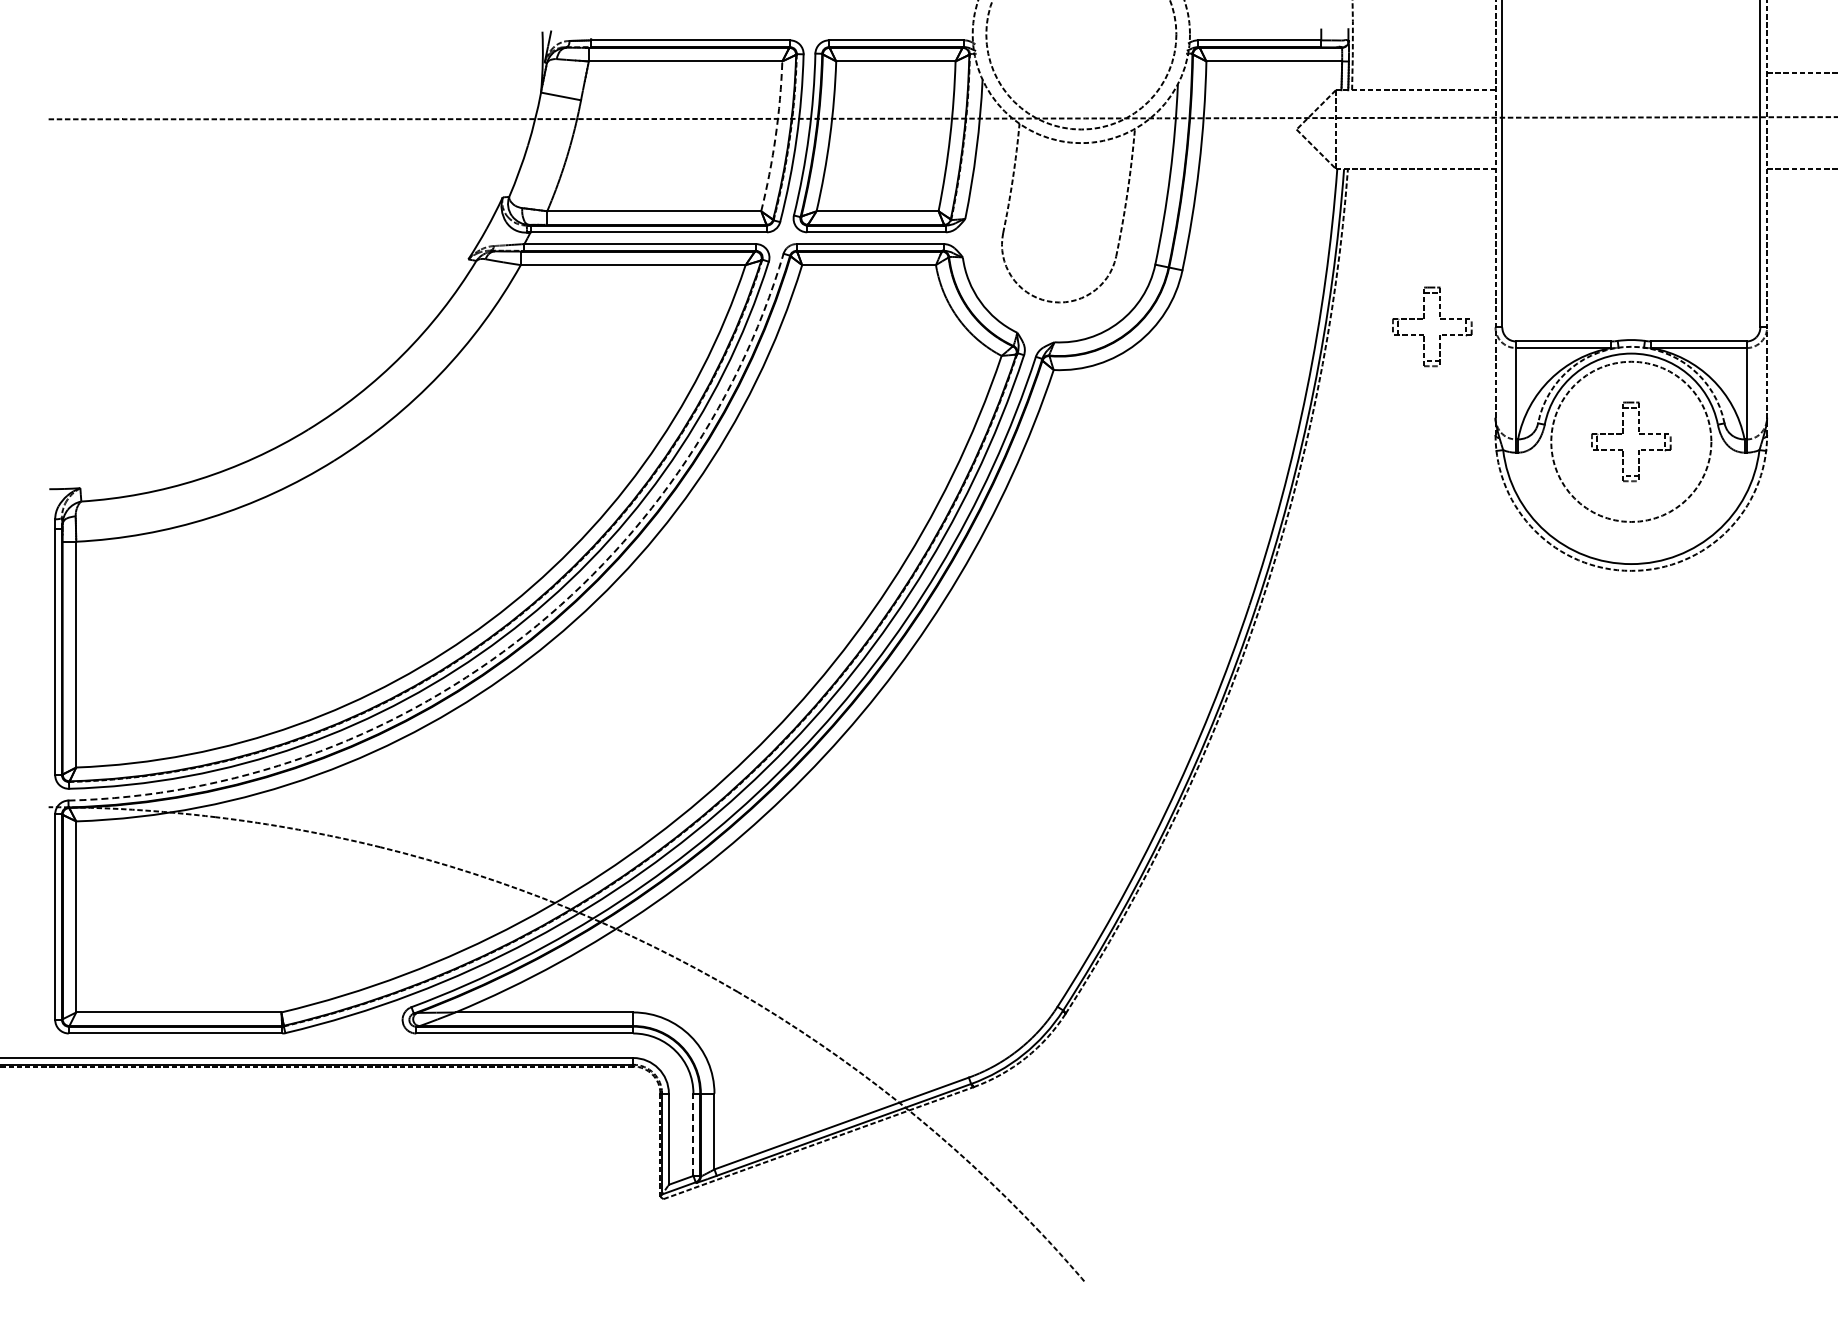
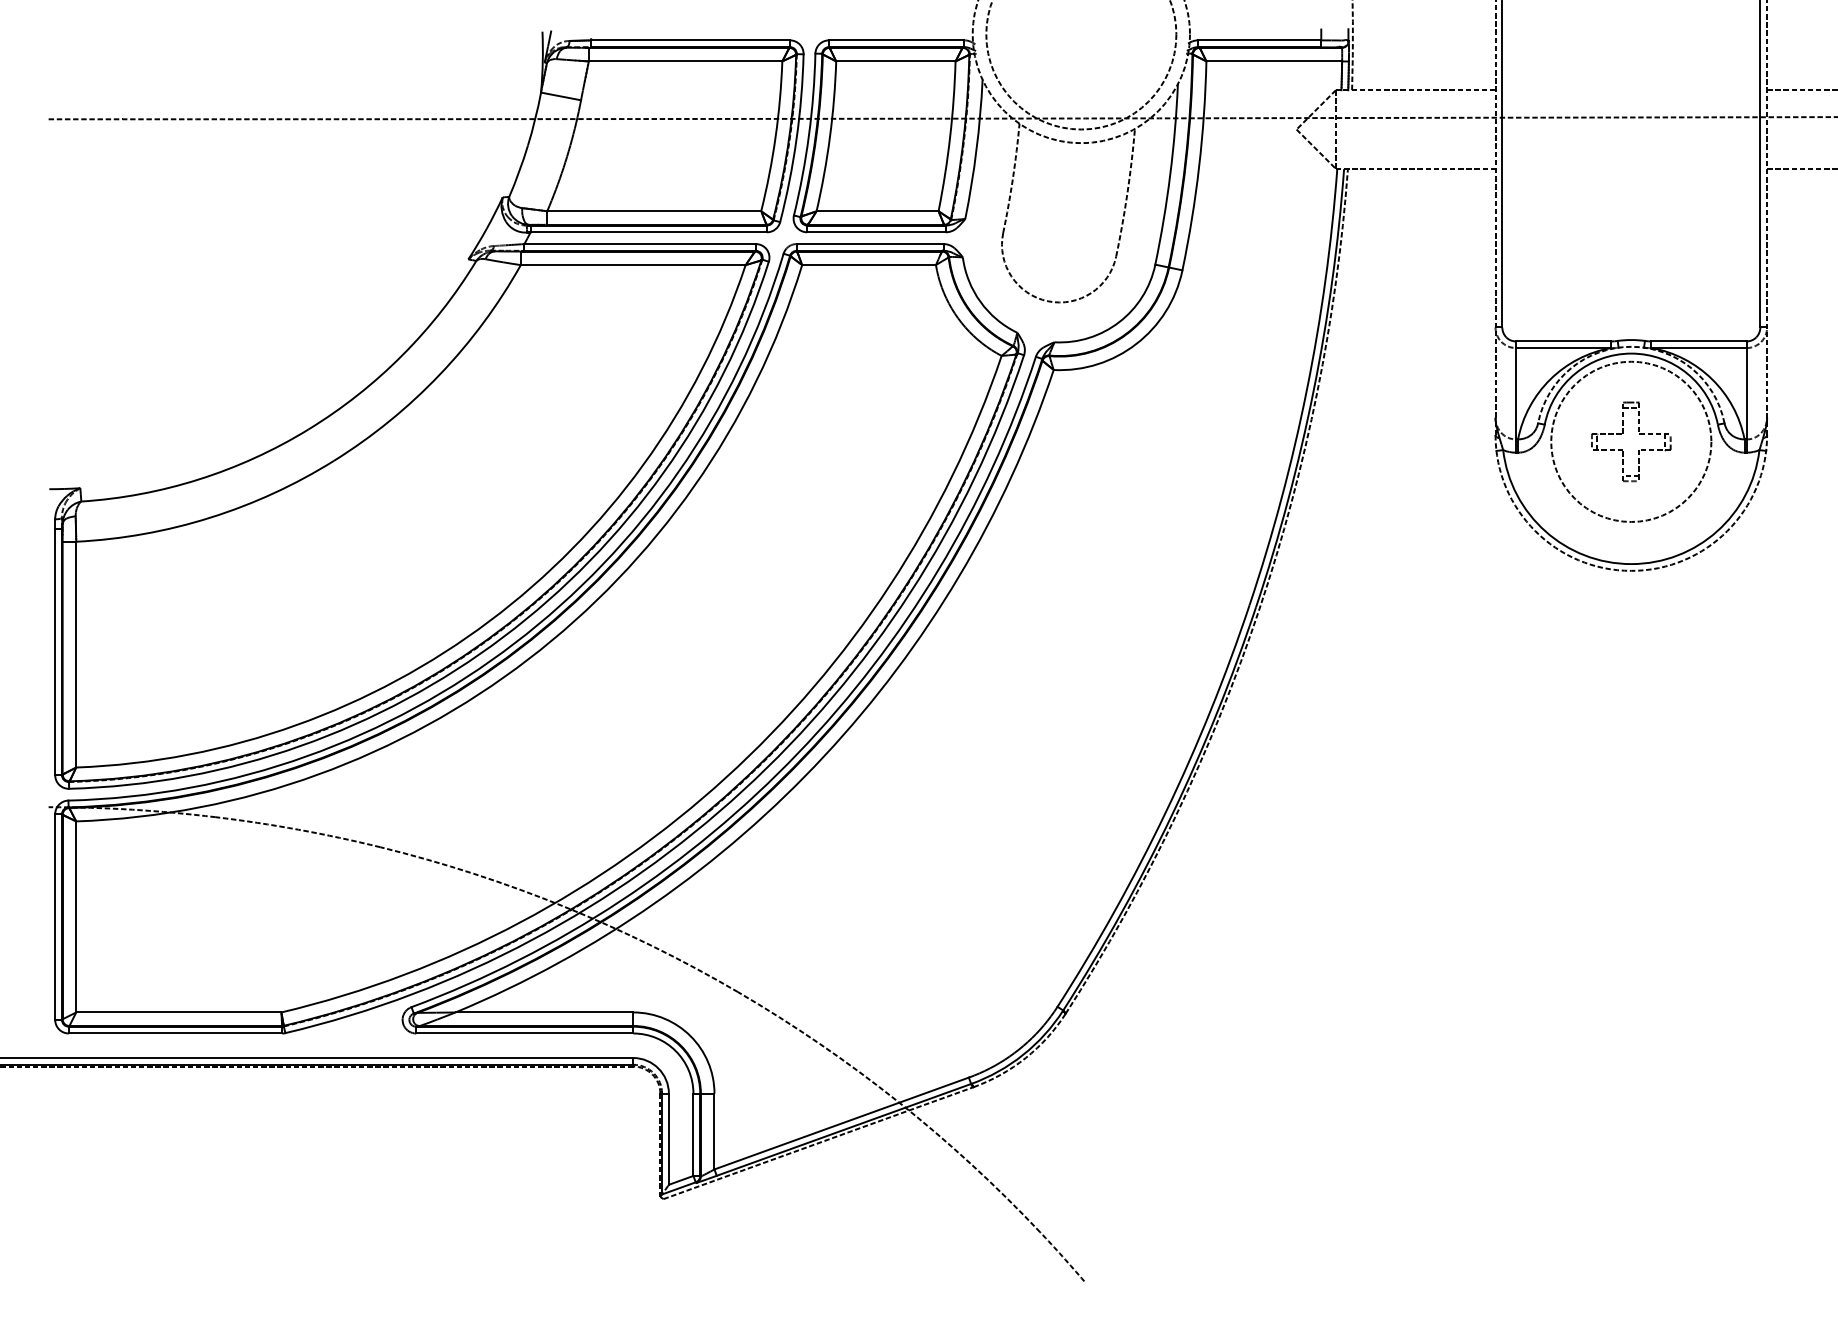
line position: (1800, 73) -> (1800, 90) (1800, 90)
arc: dashed -> solid (775, 136)
part: present -> none (1440, 319)
arc: dashed -> solid (514, 643)
line: dashed -> solid (693, 1134)
